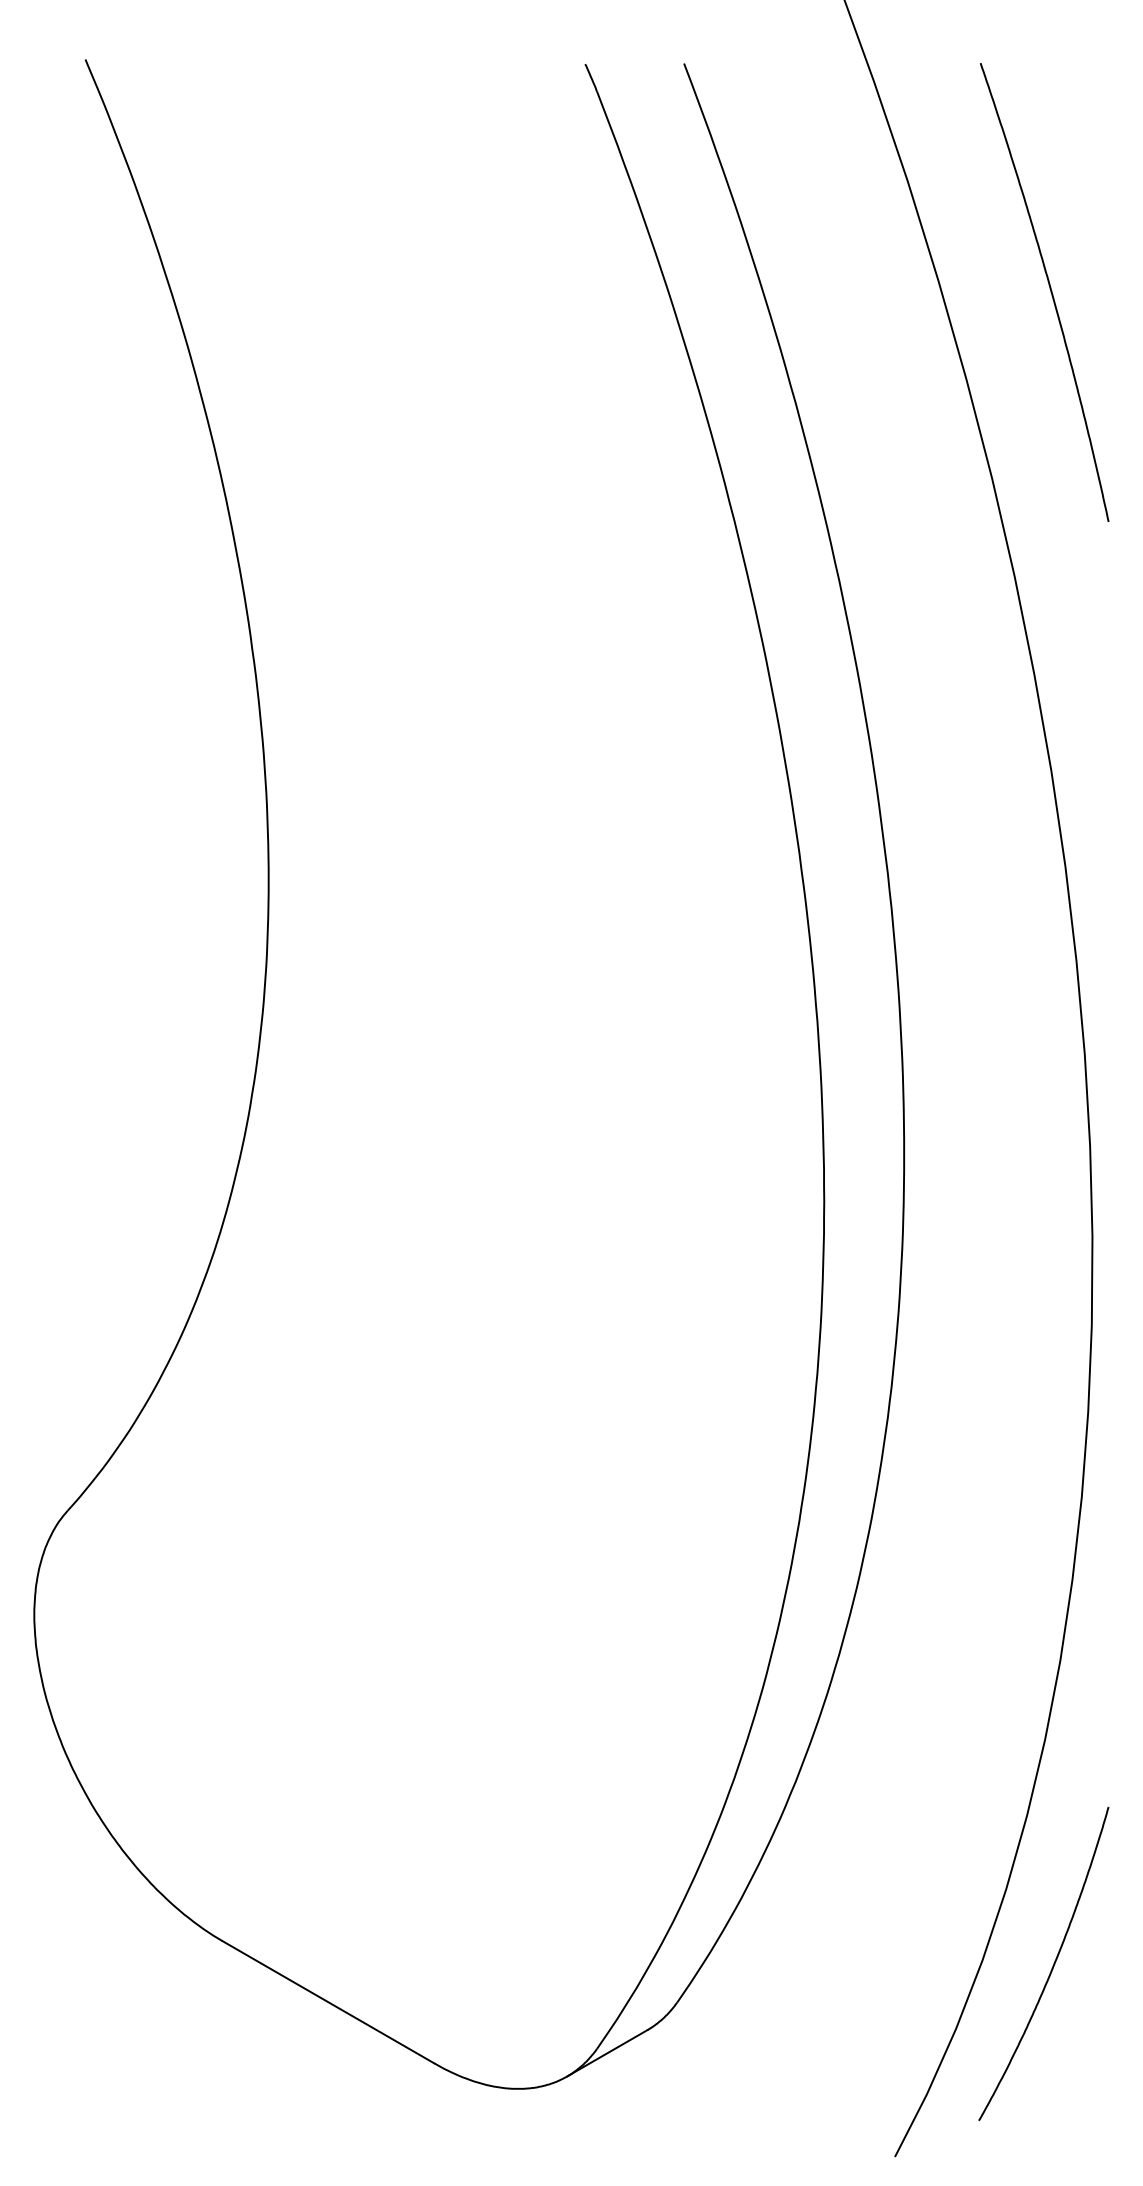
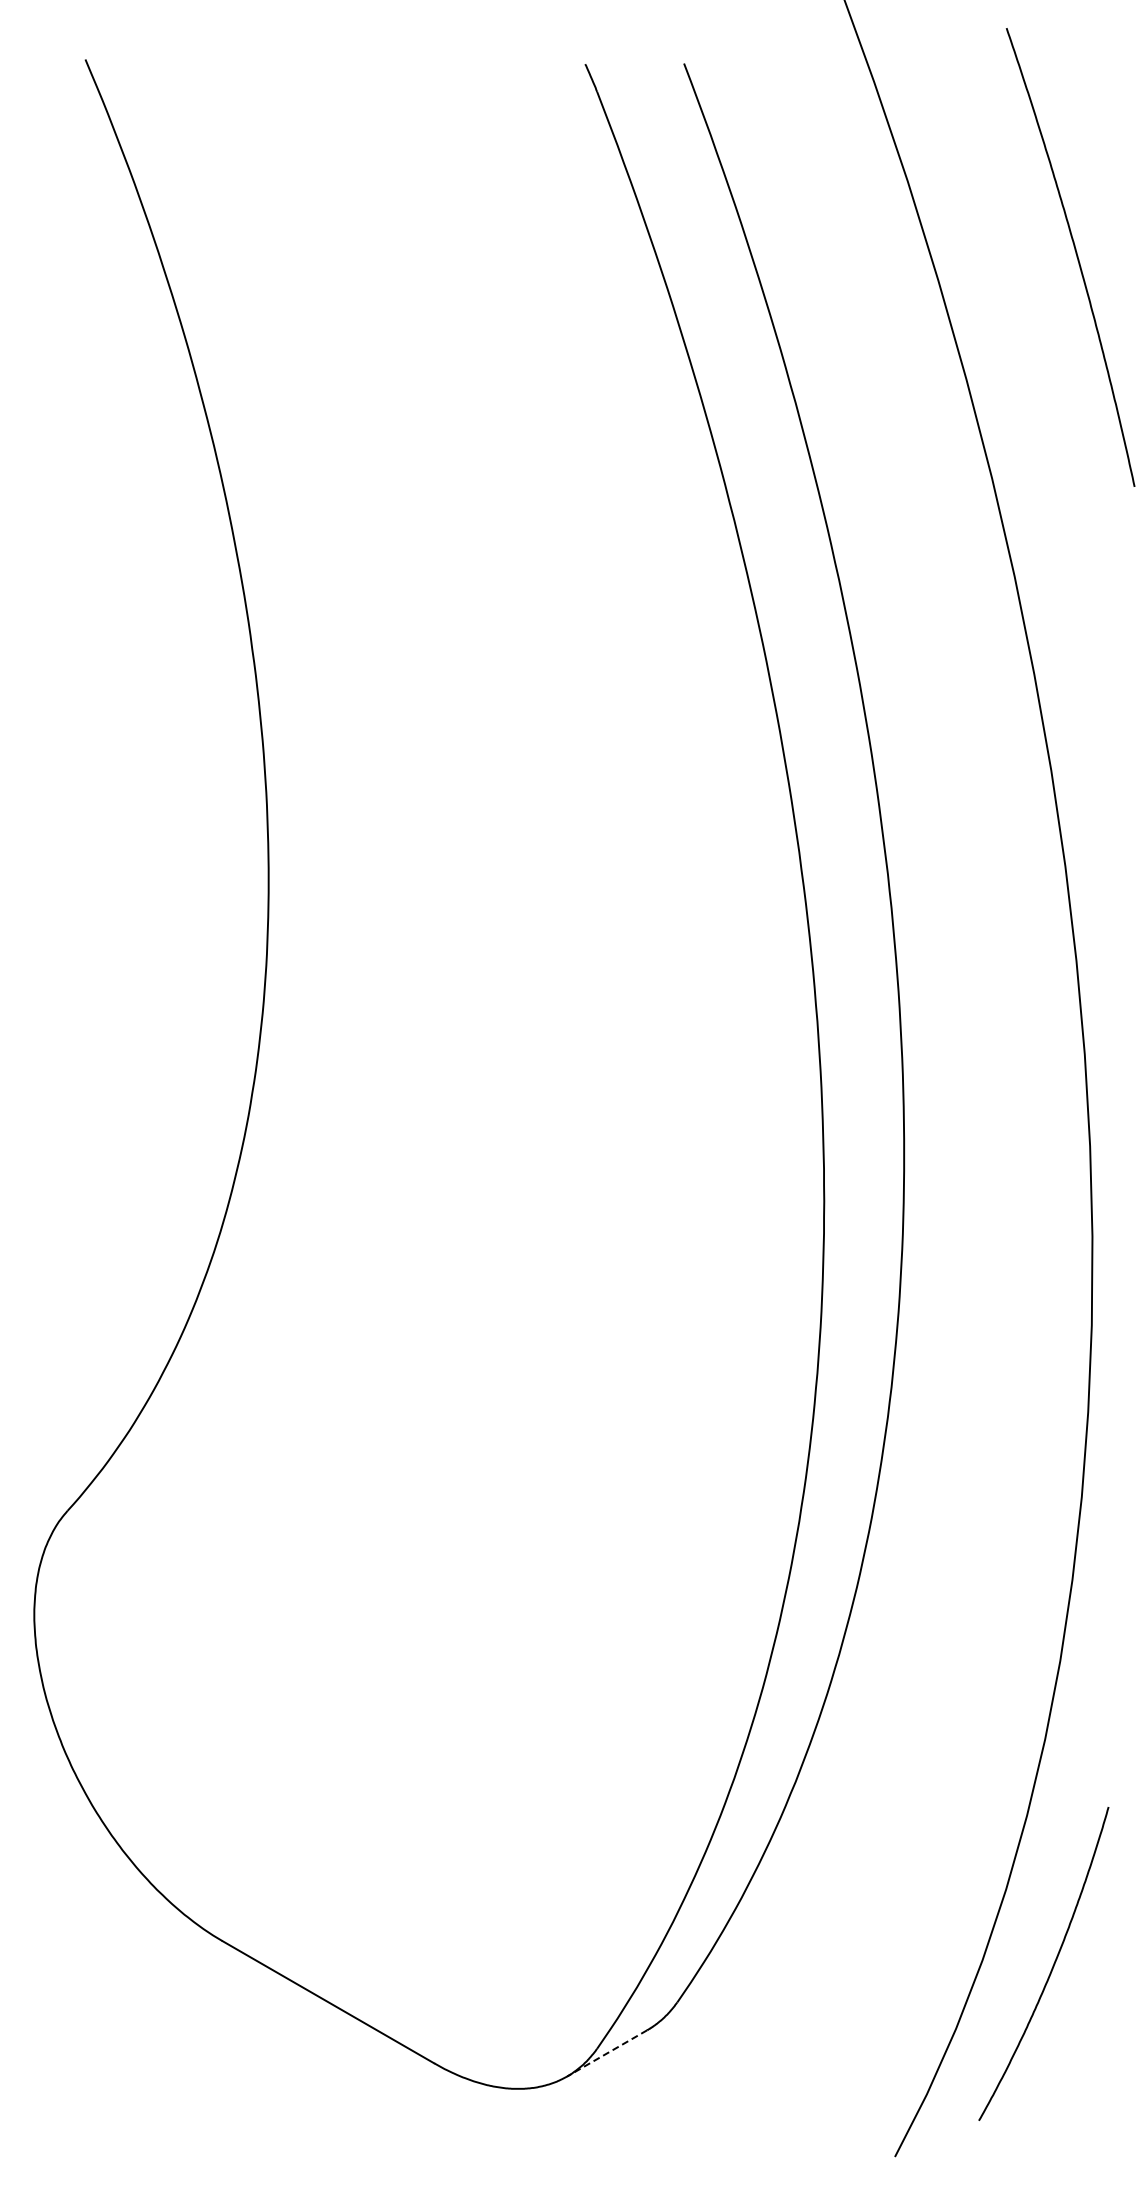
curve position: (1050, 292) -> (1076, 257) (1076, 257)
line: solid -> dashed (606, 2053)
